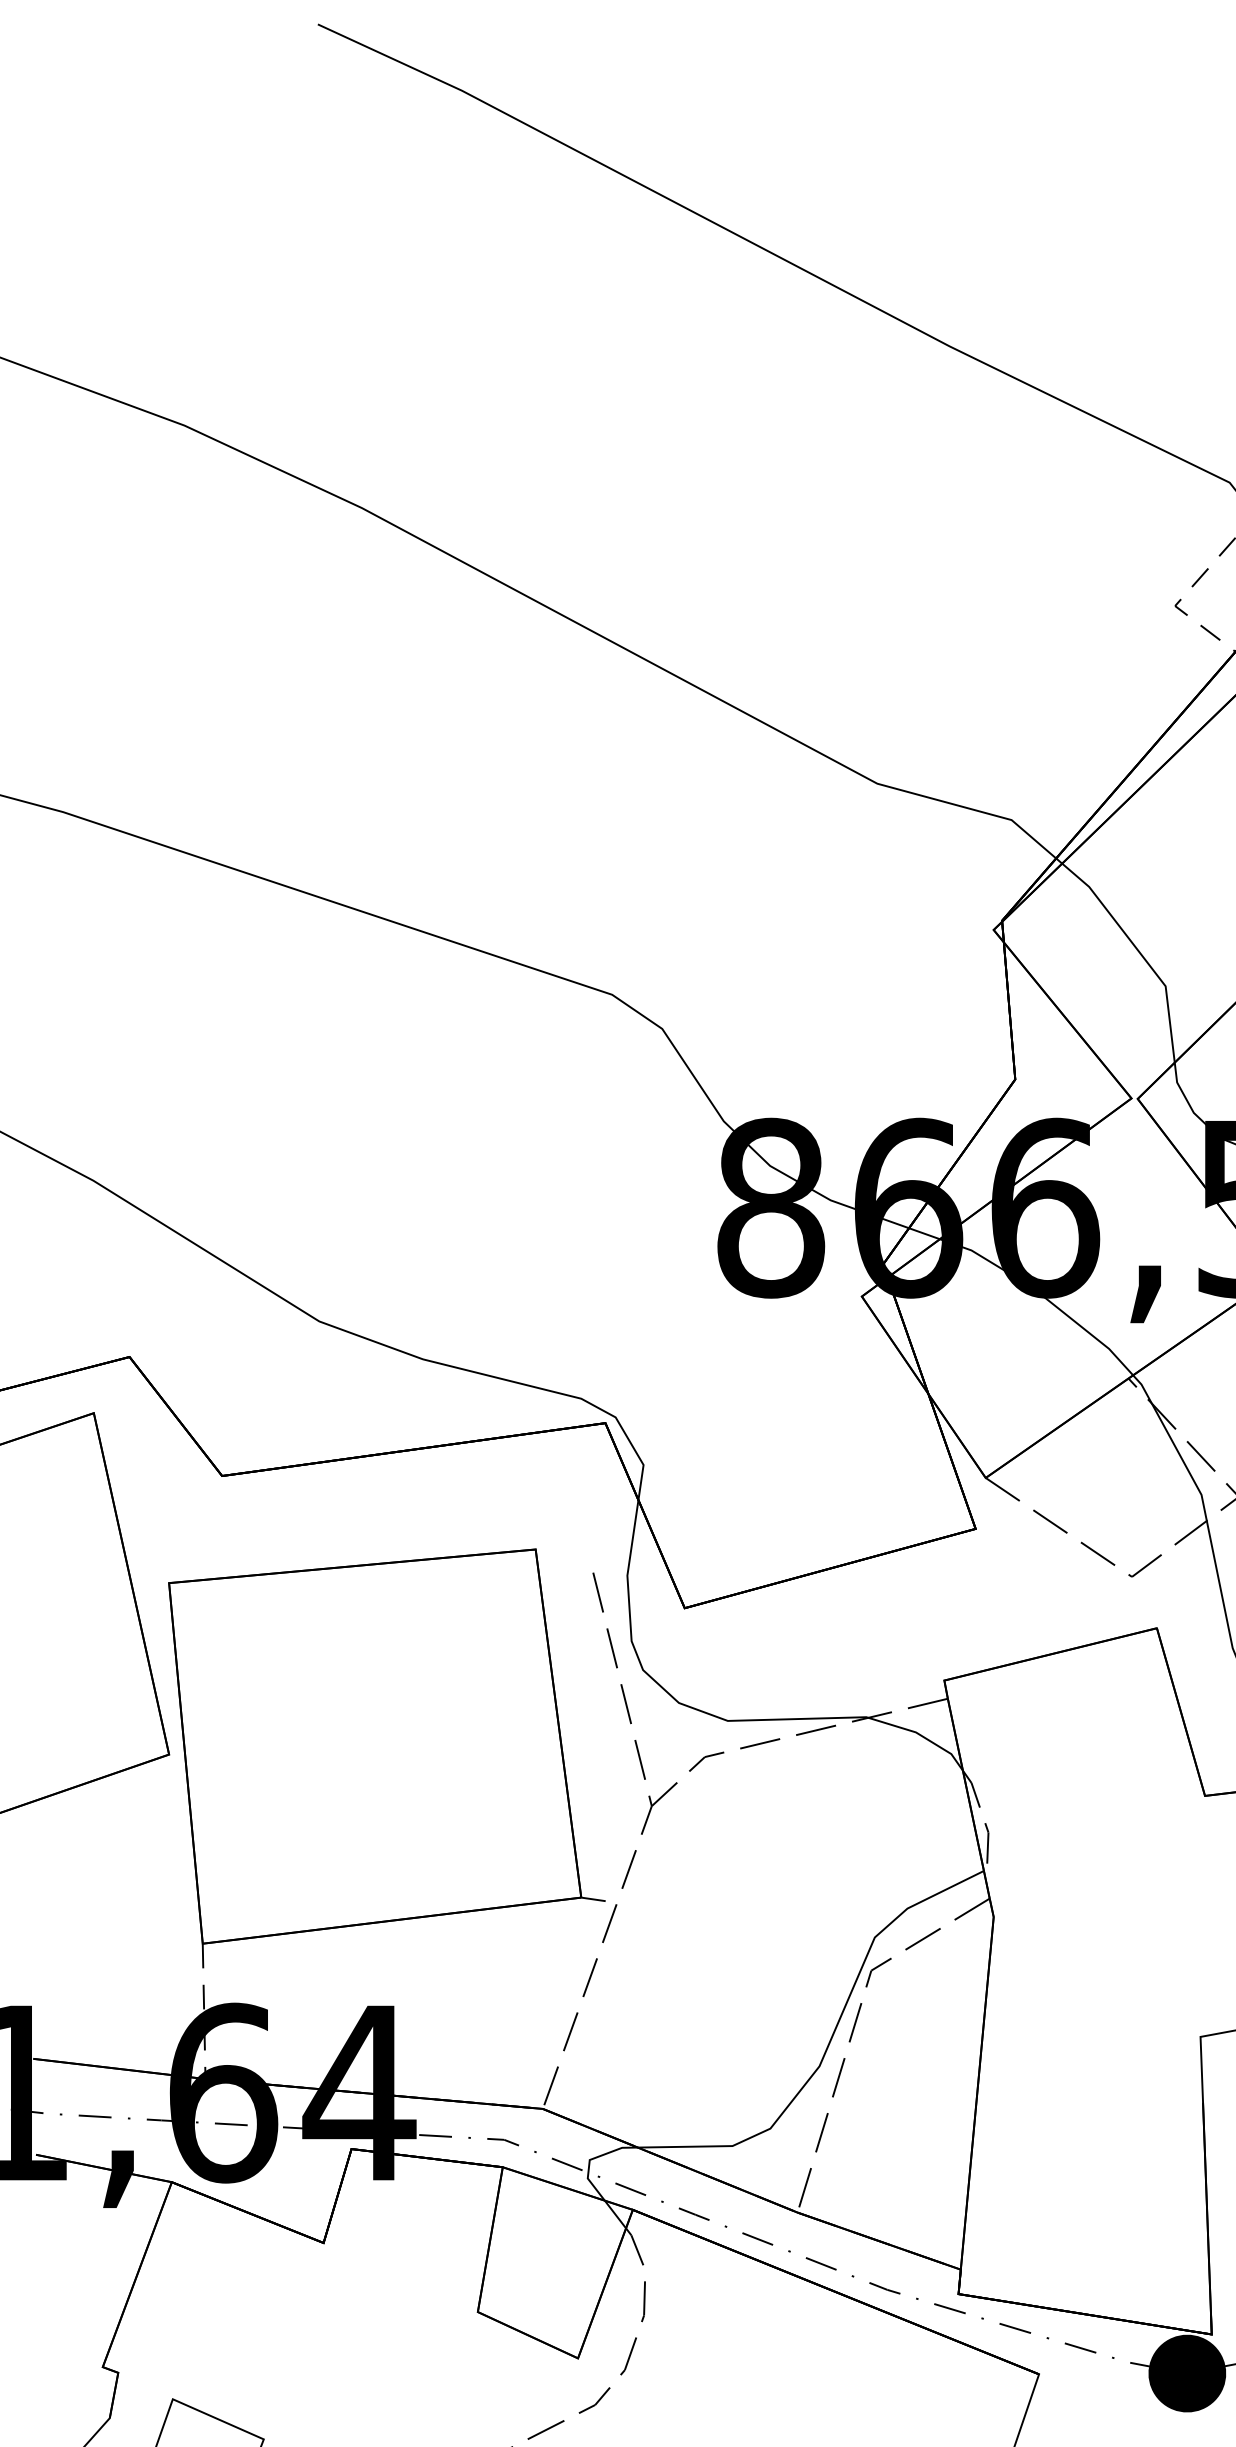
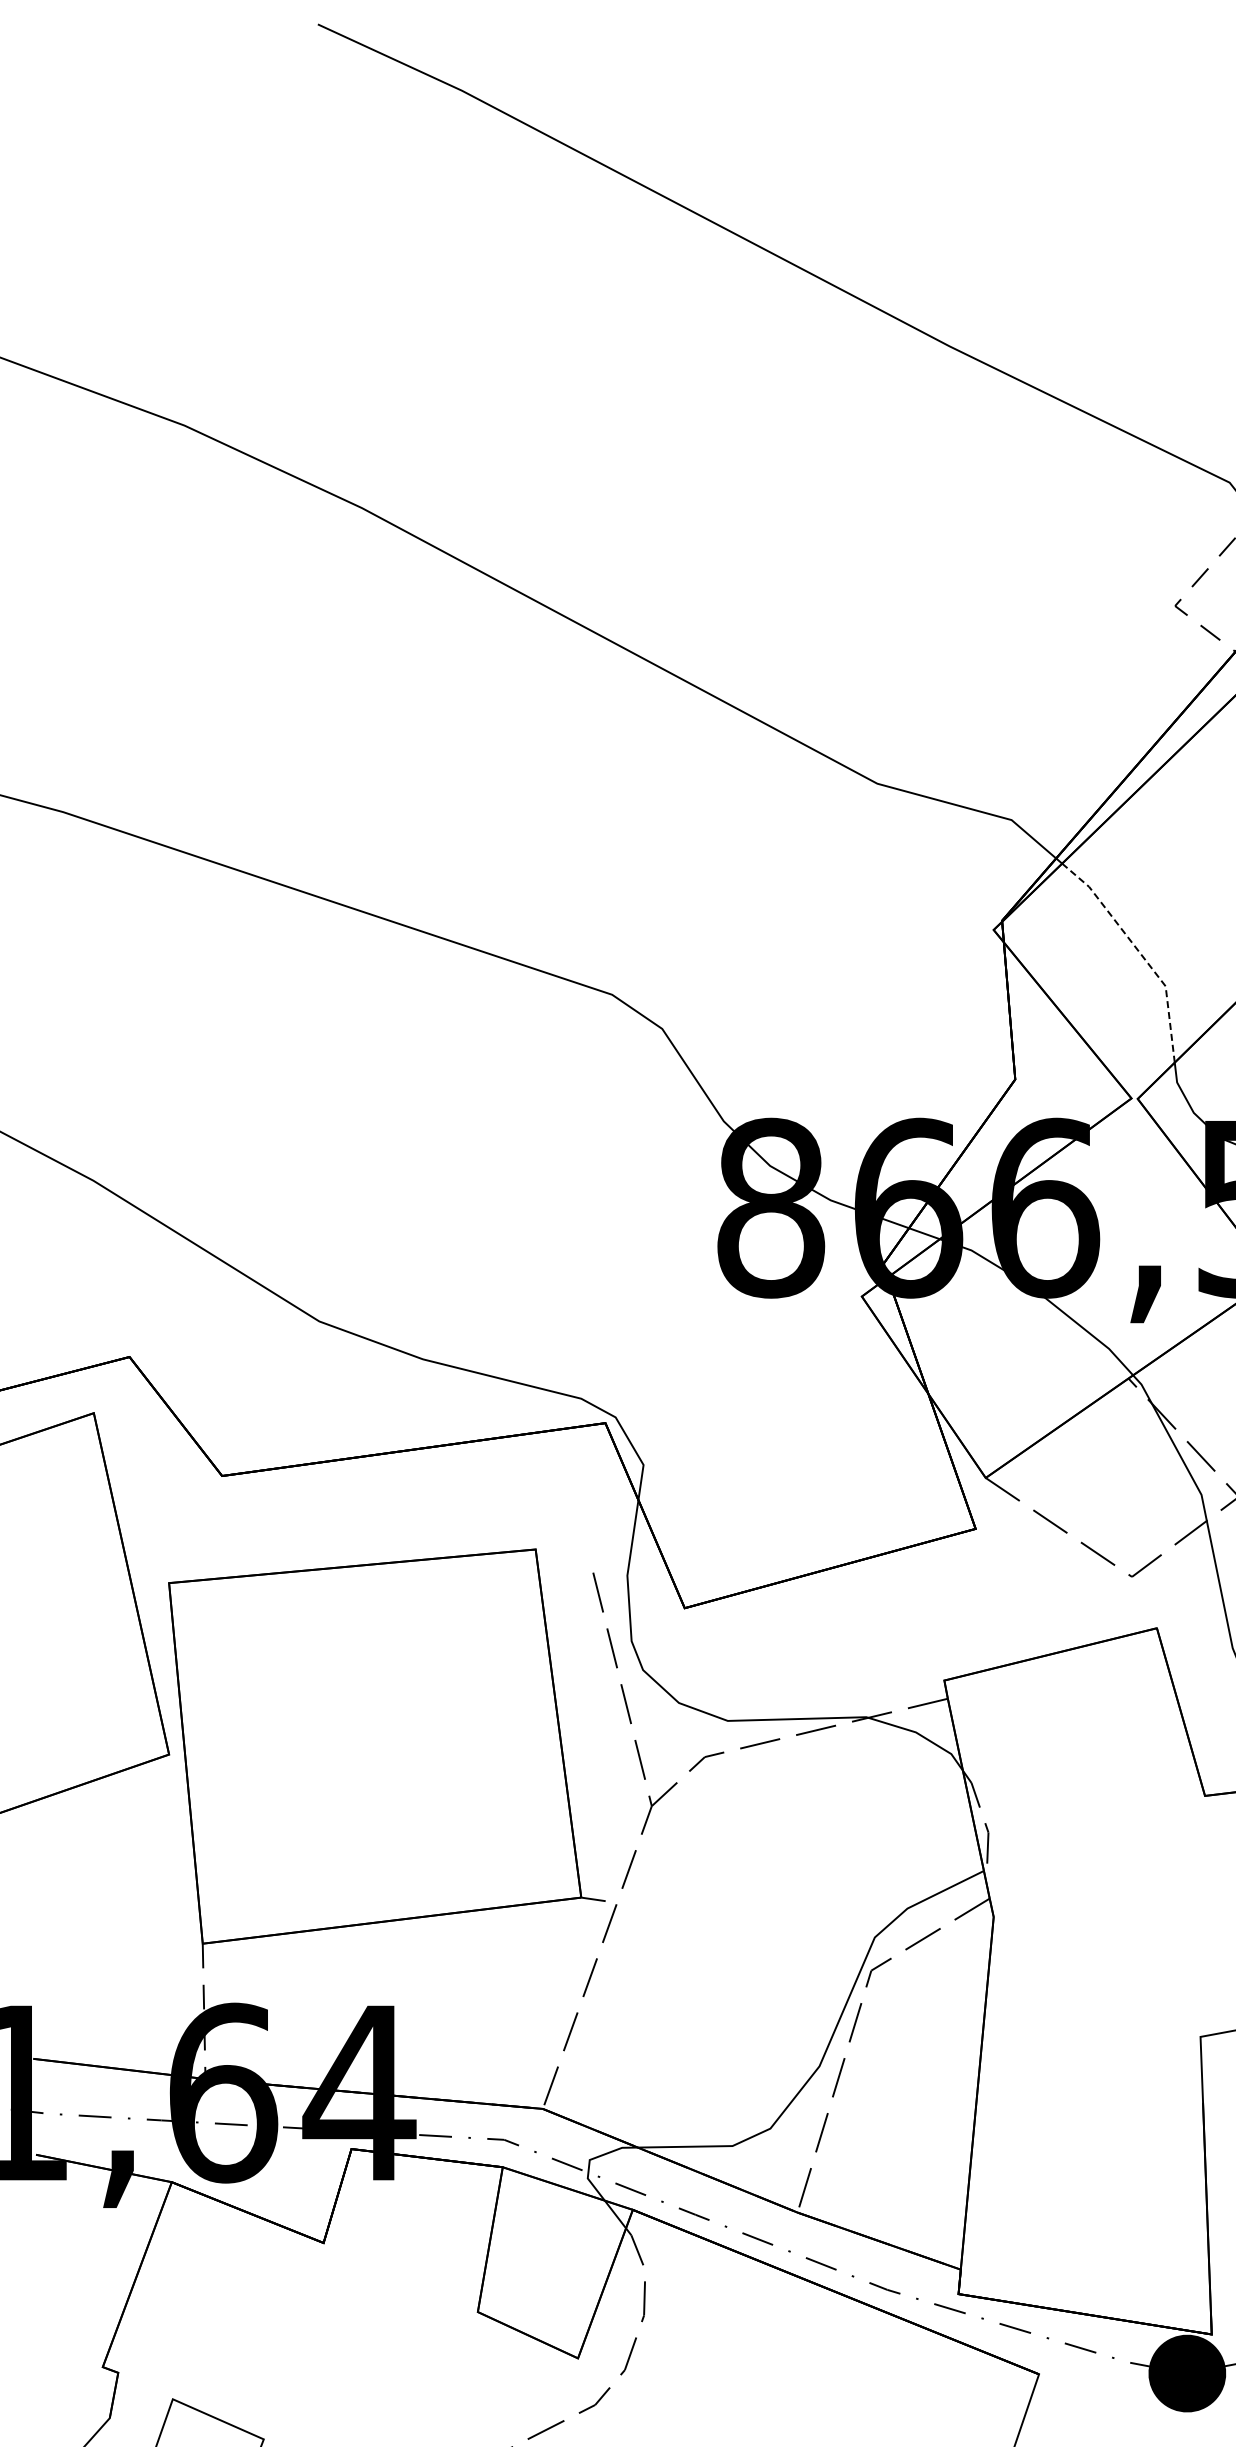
line: solid -> dashed (1140, 953)
